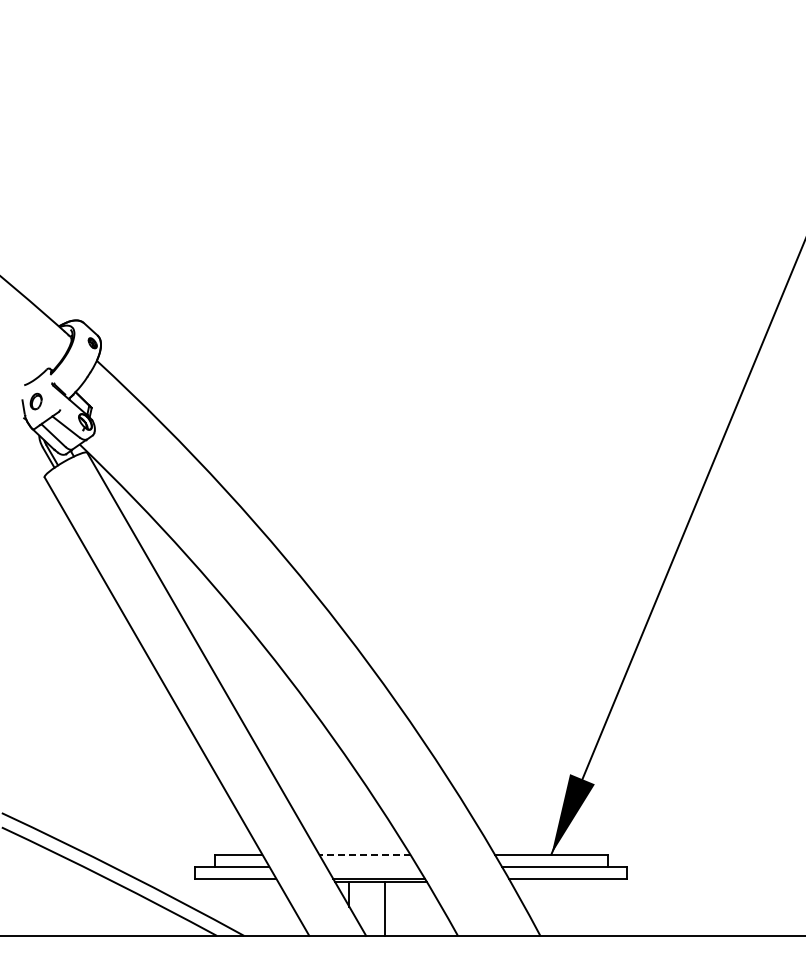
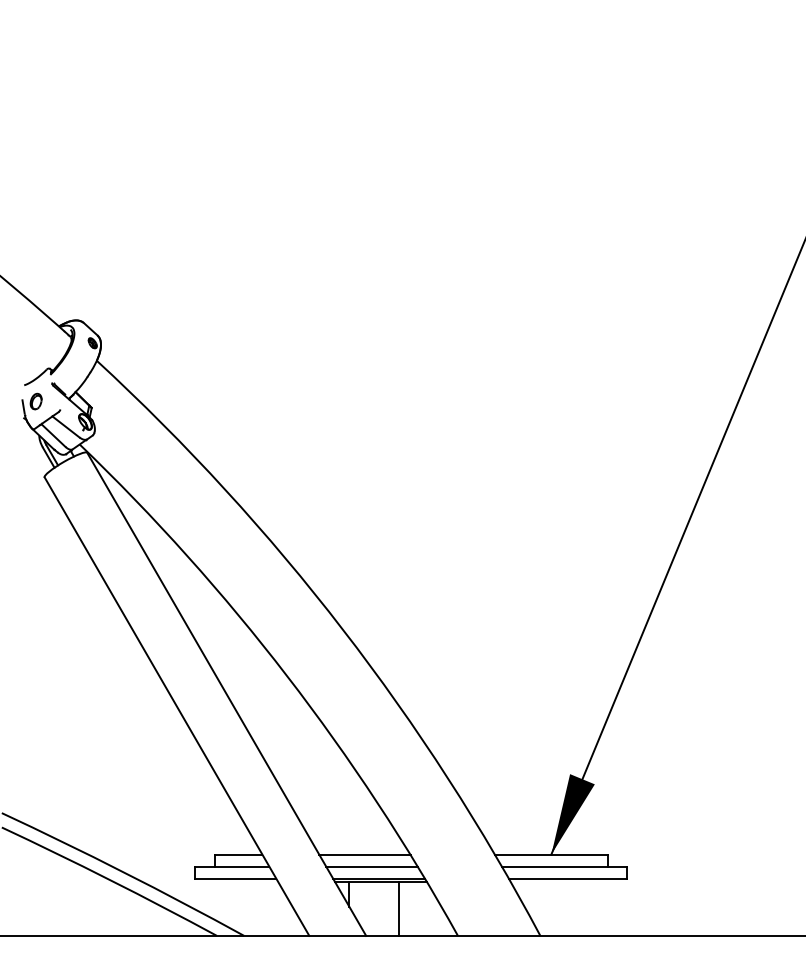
line: dashed -> solid (364, 854)
line: none -> present (372, 866)
line position: (384, 908) -> (398, 908) (398, 908)
